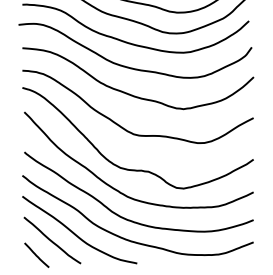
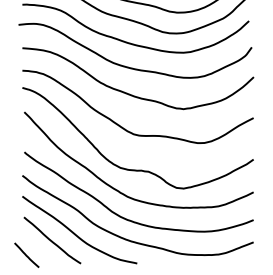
line position: (36, 254) -> (26, 254) (26, 254)
